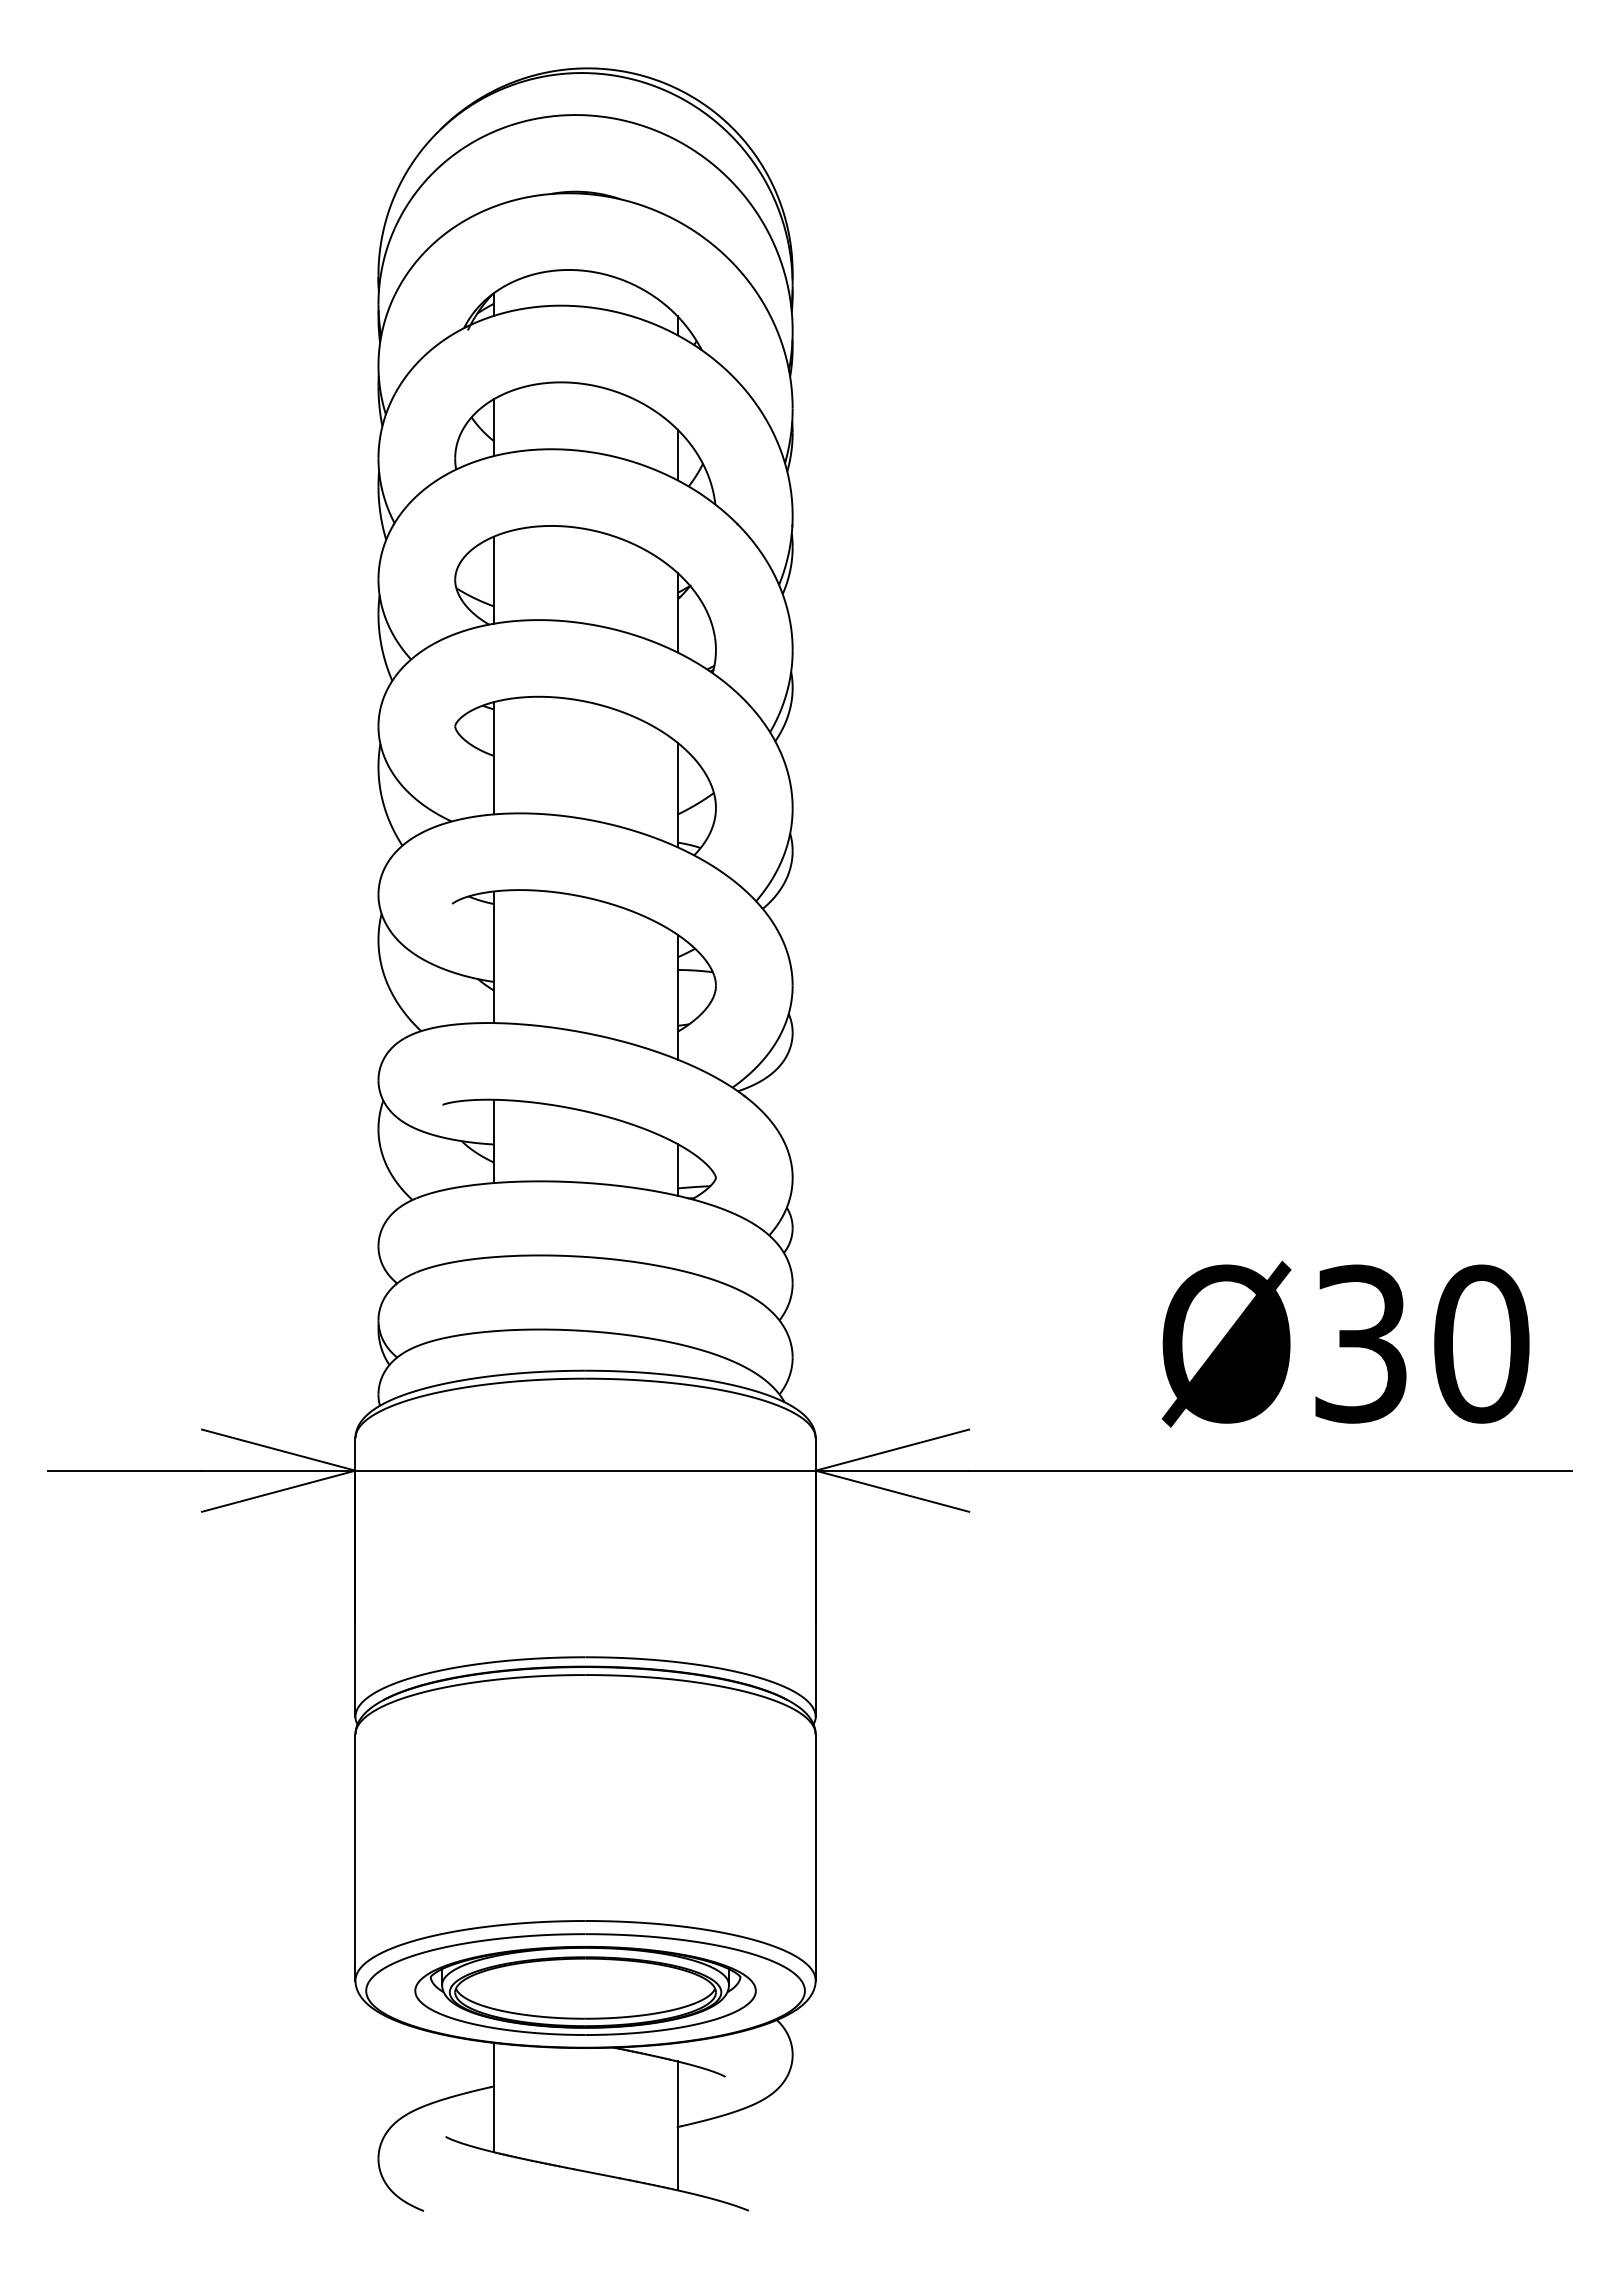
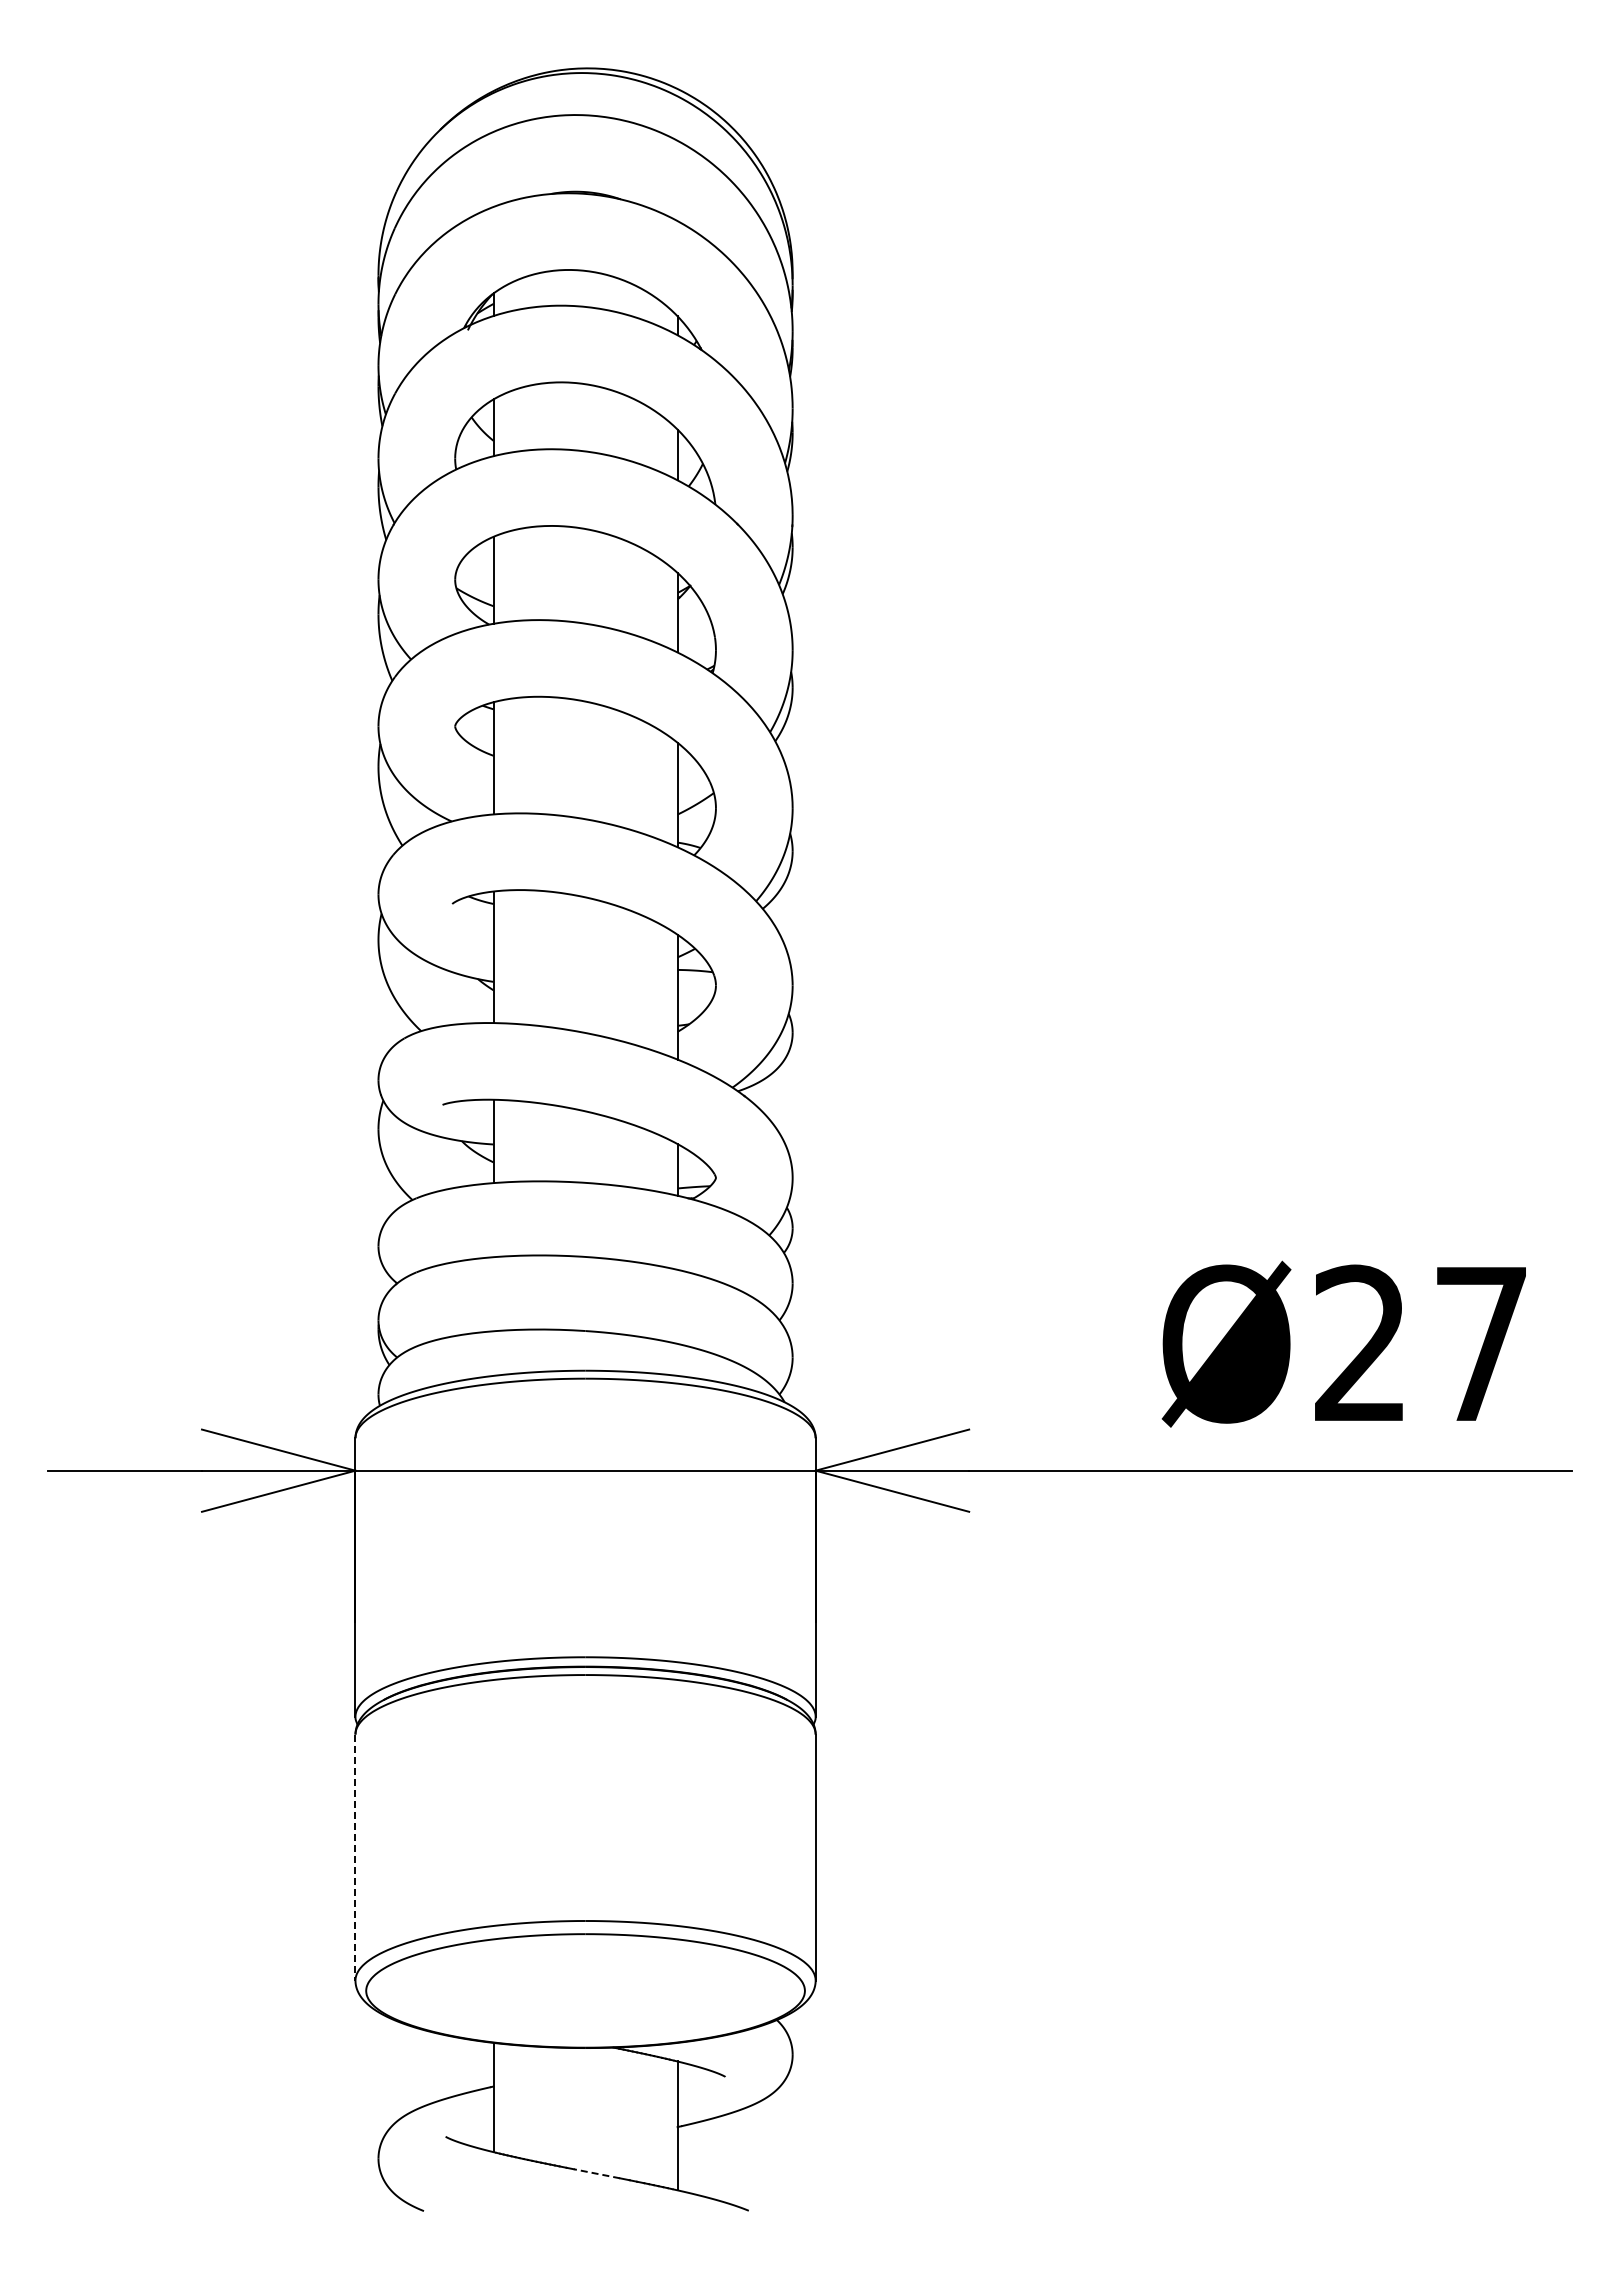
text: Ø30 -> Ø27 (1422, 1343)
line: solid -> dashed (355, 1857)
part: present -> none (585, 1990)
line: solid -> dashed (596, 2173)
